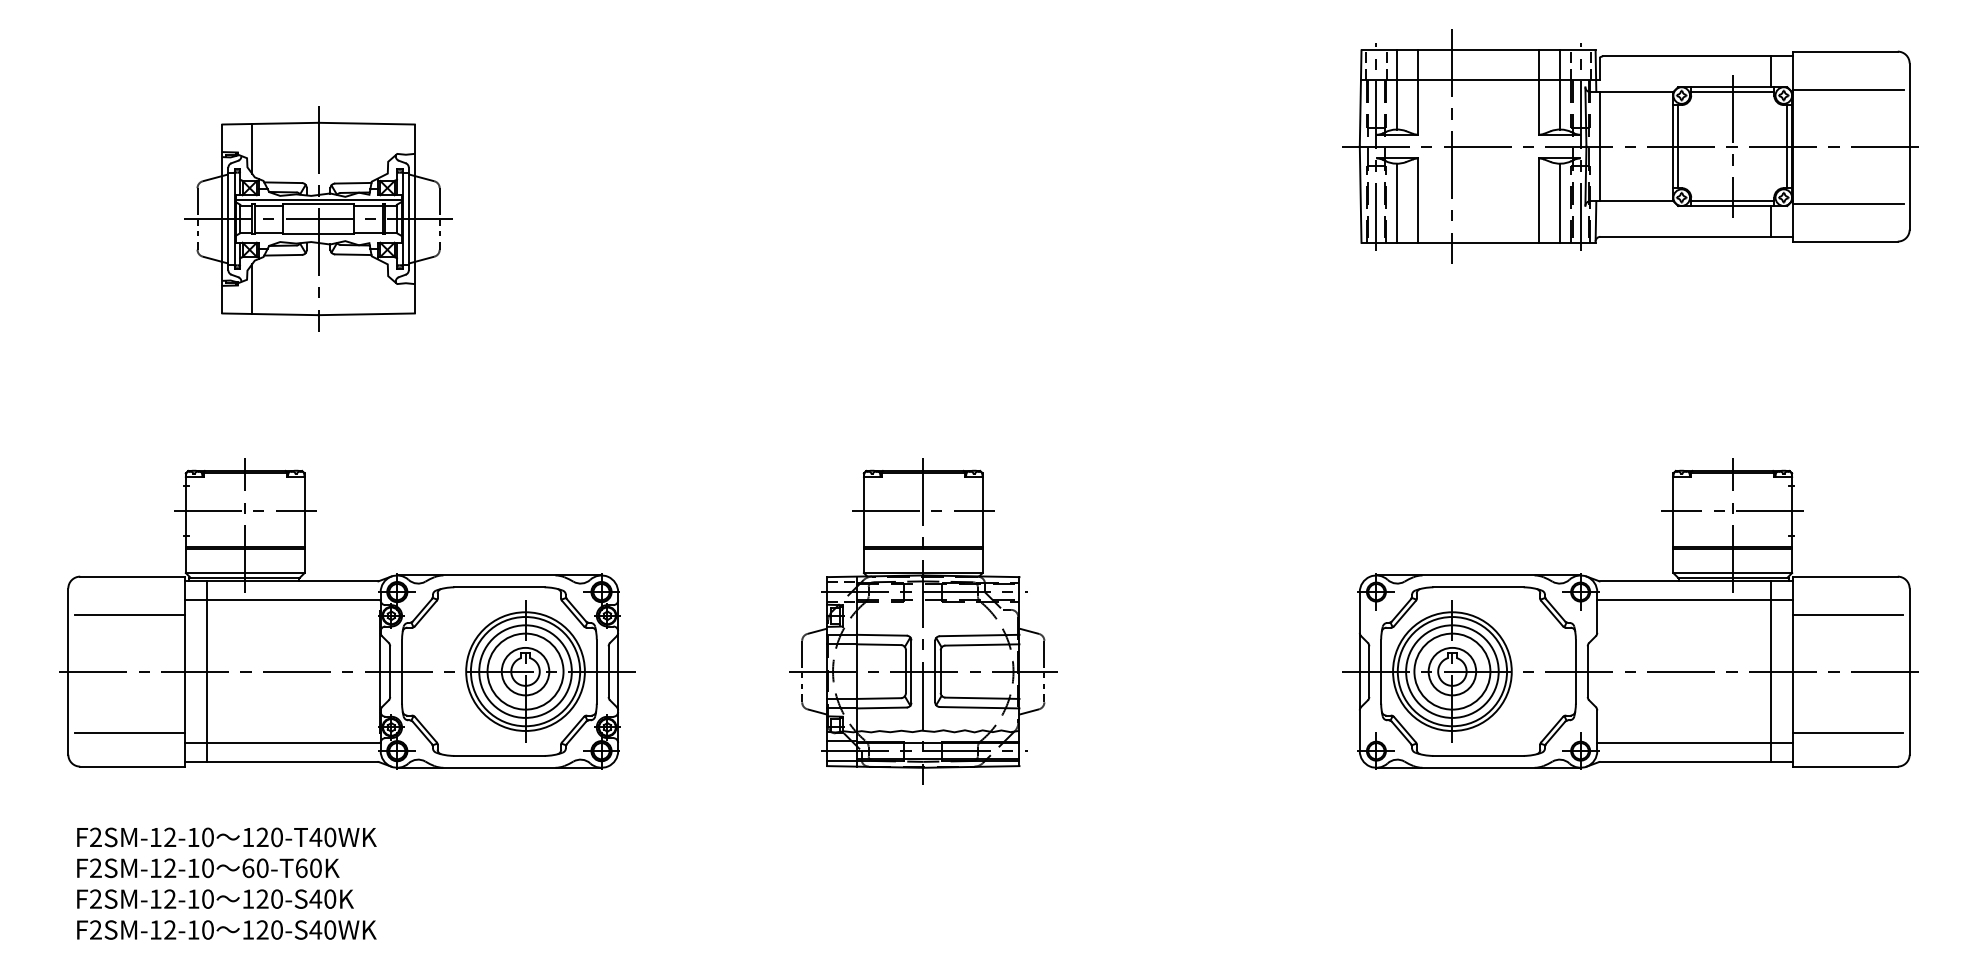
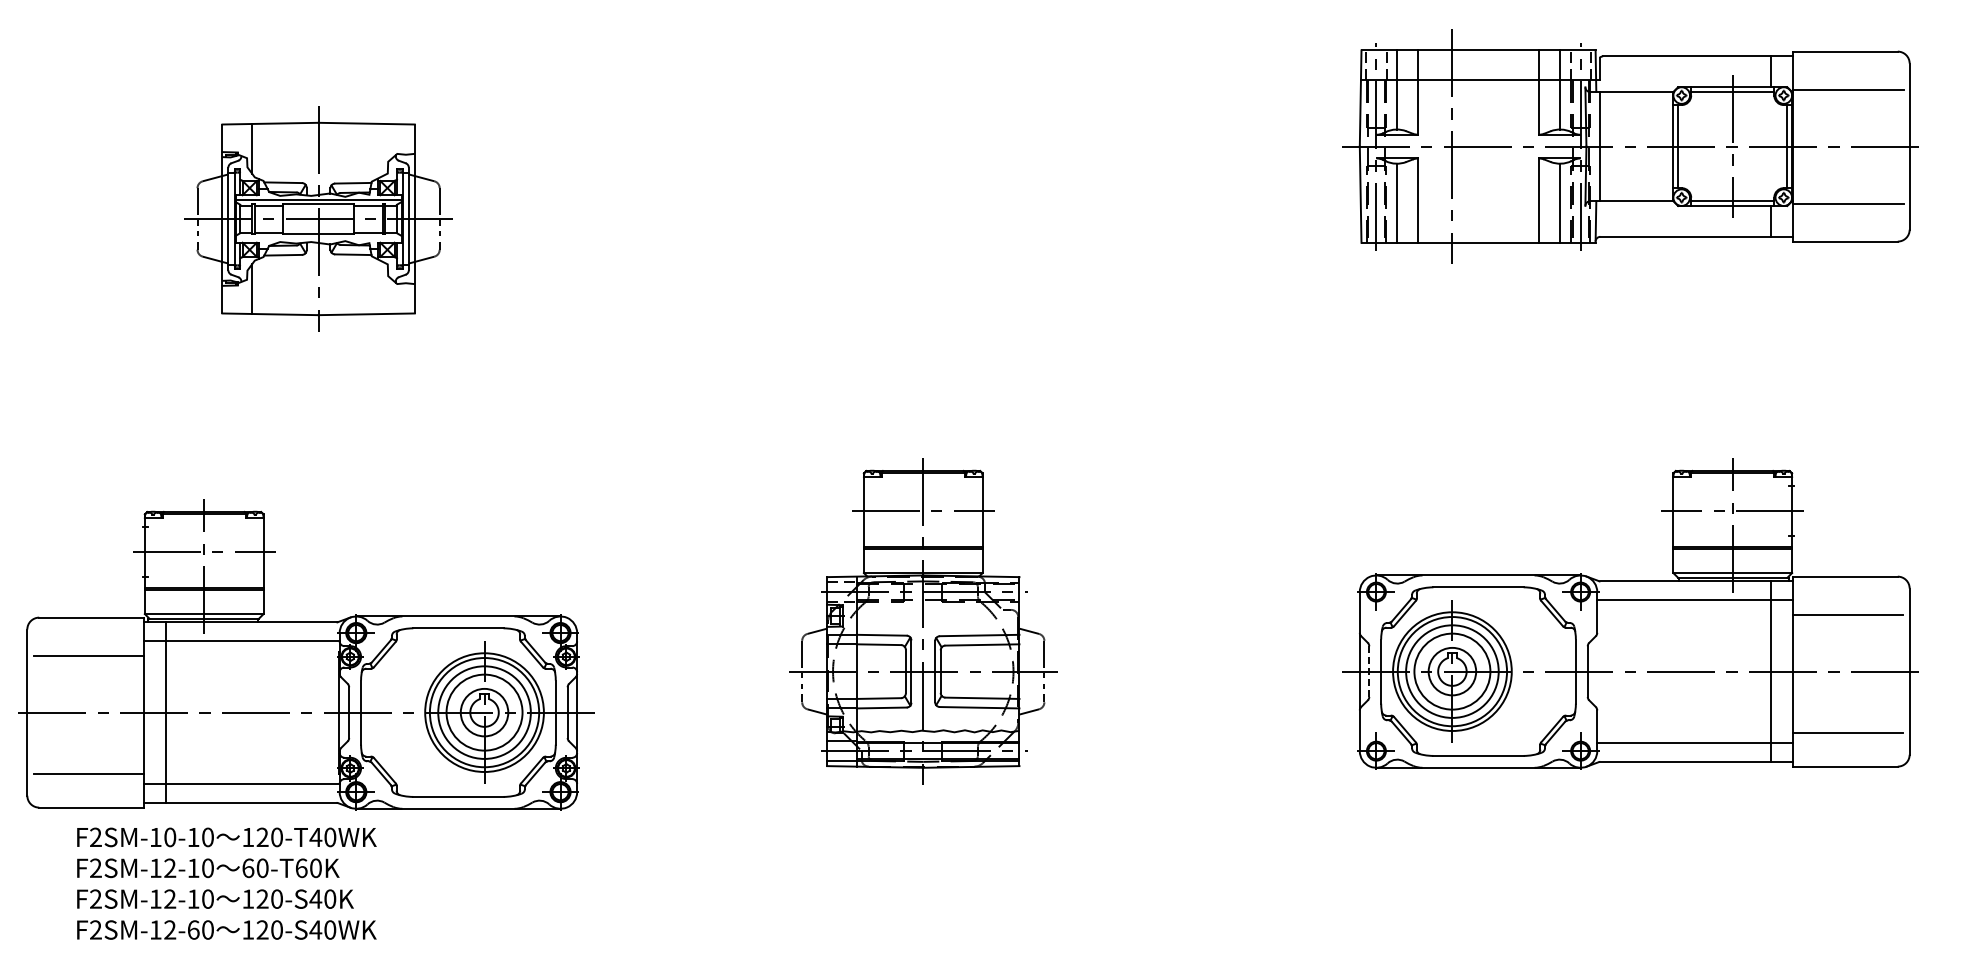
part position: (347, 613) -> (306, 654) (306, 654)
line: solid -> dashed (1369, 671)
text: F2SM-12-10 -> F2SM-10-10 (170, 837)
text: F2SM-12-10 -> F2SM-12-60 (193, 929)
